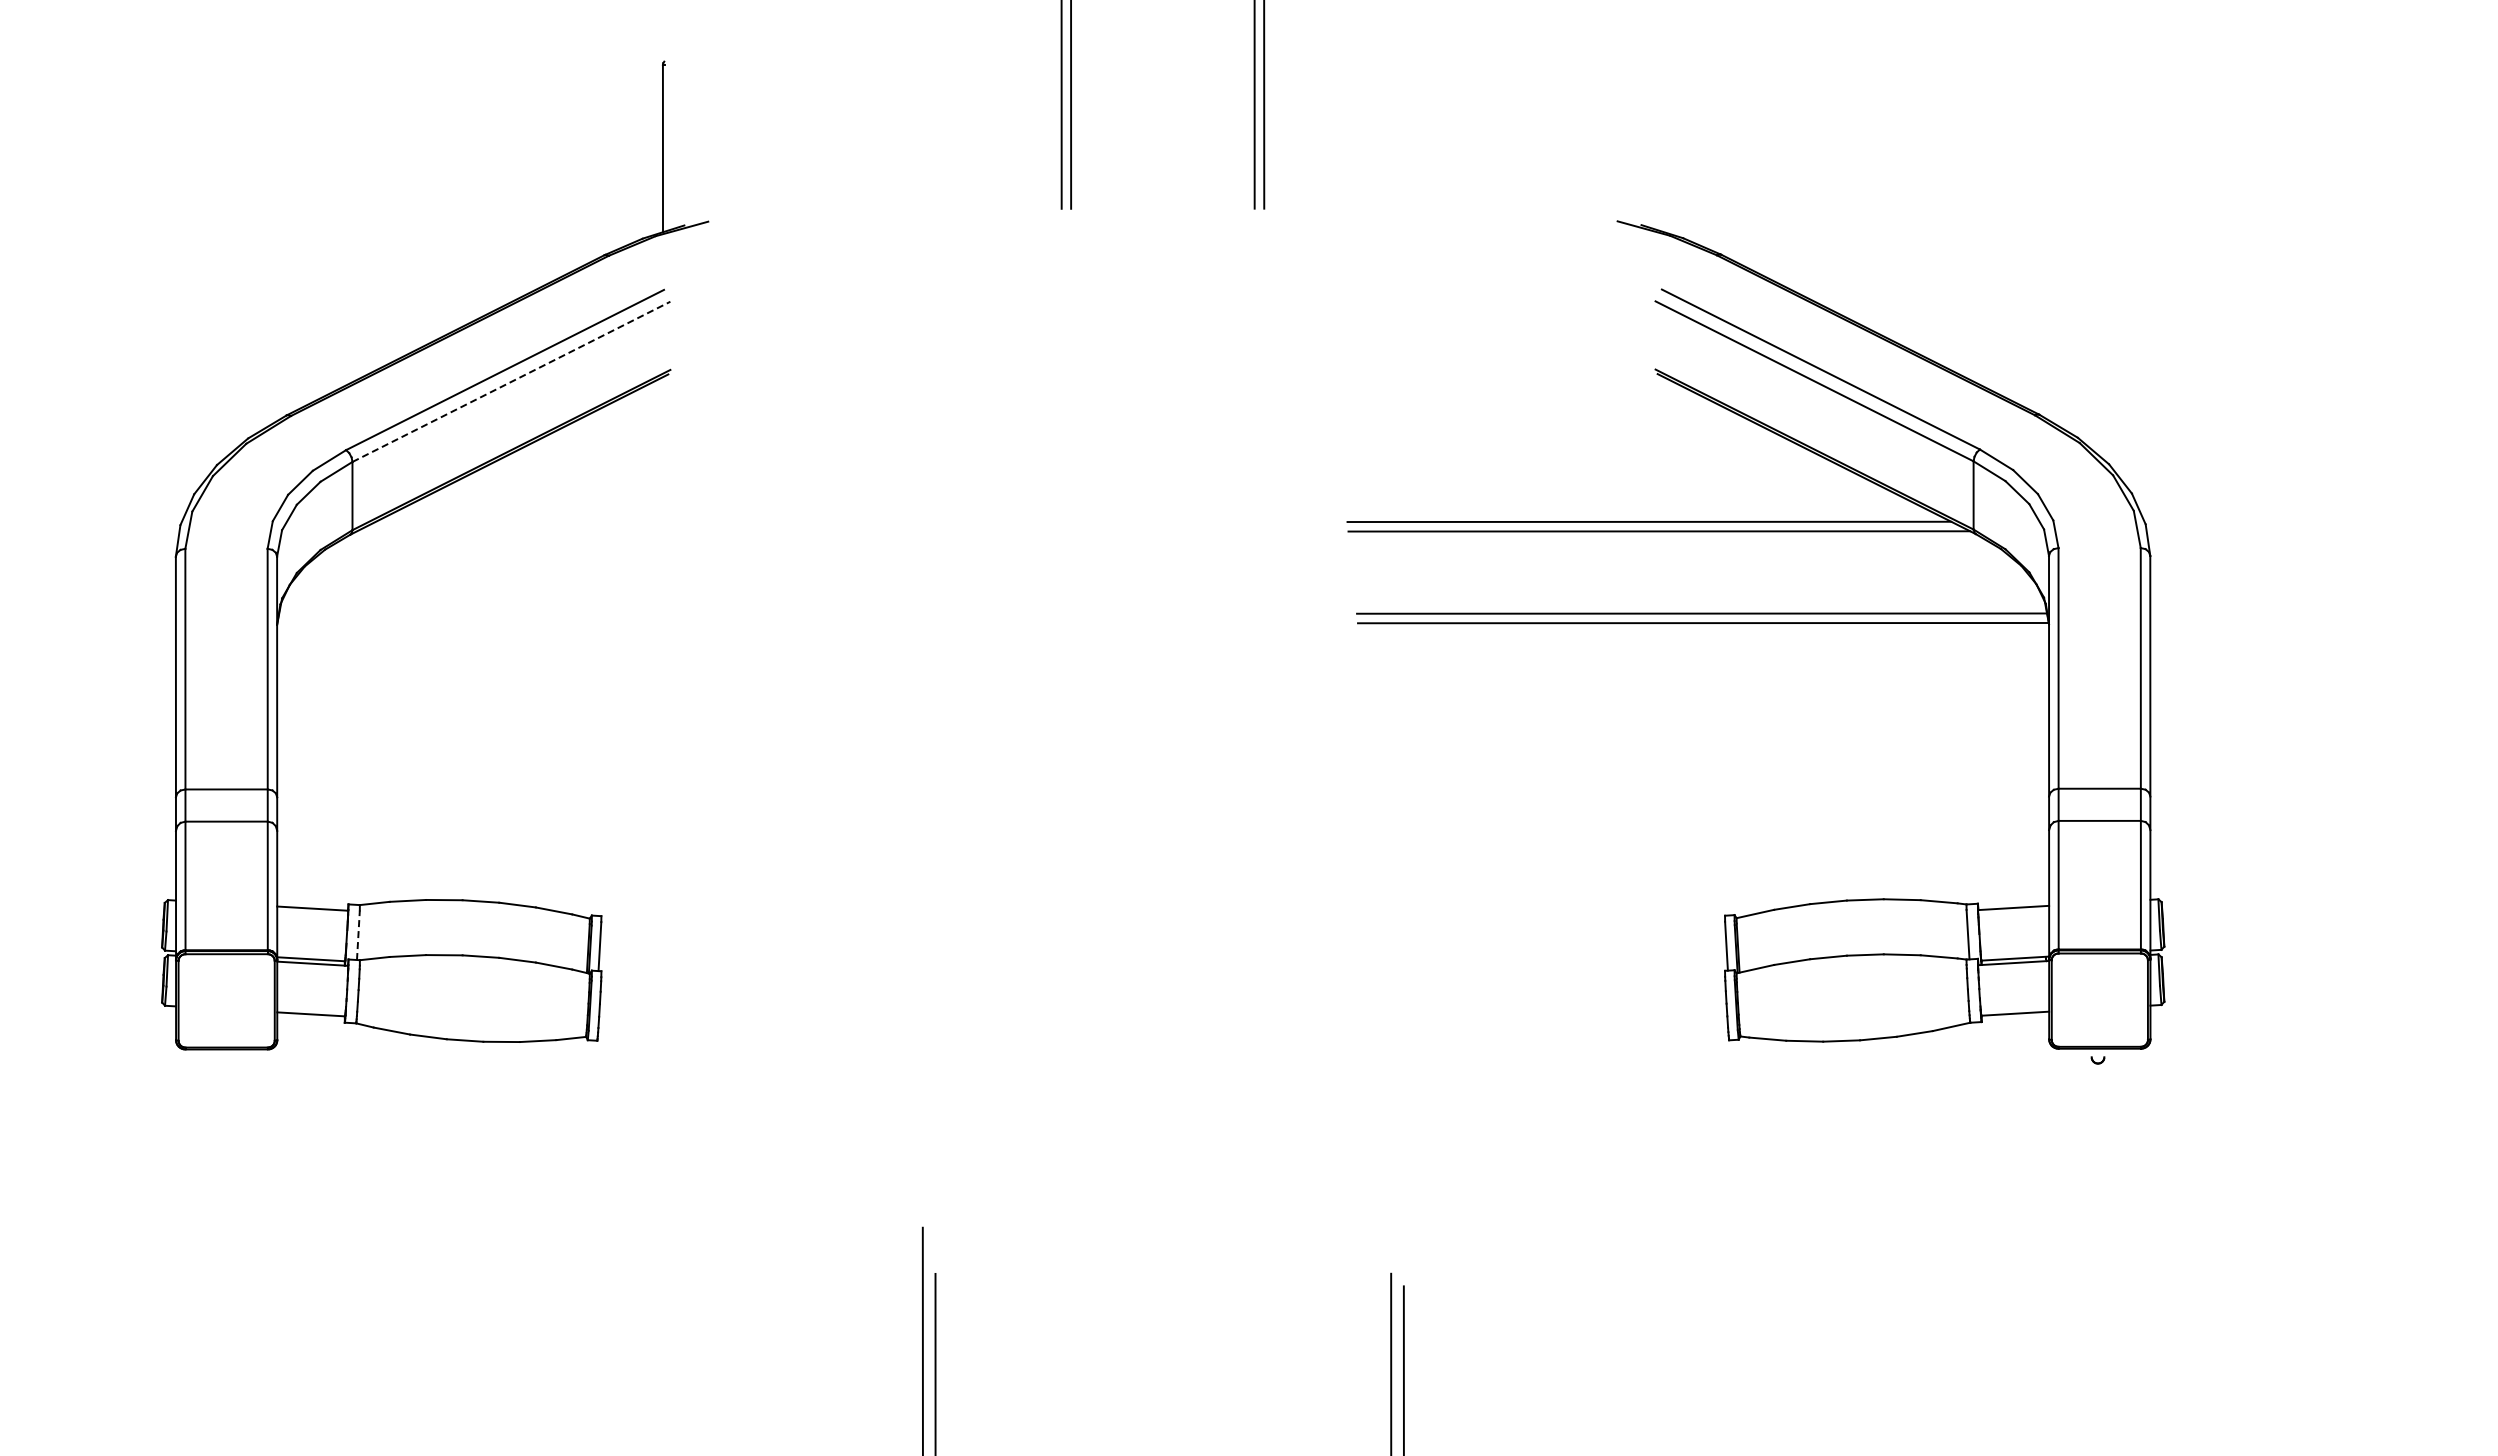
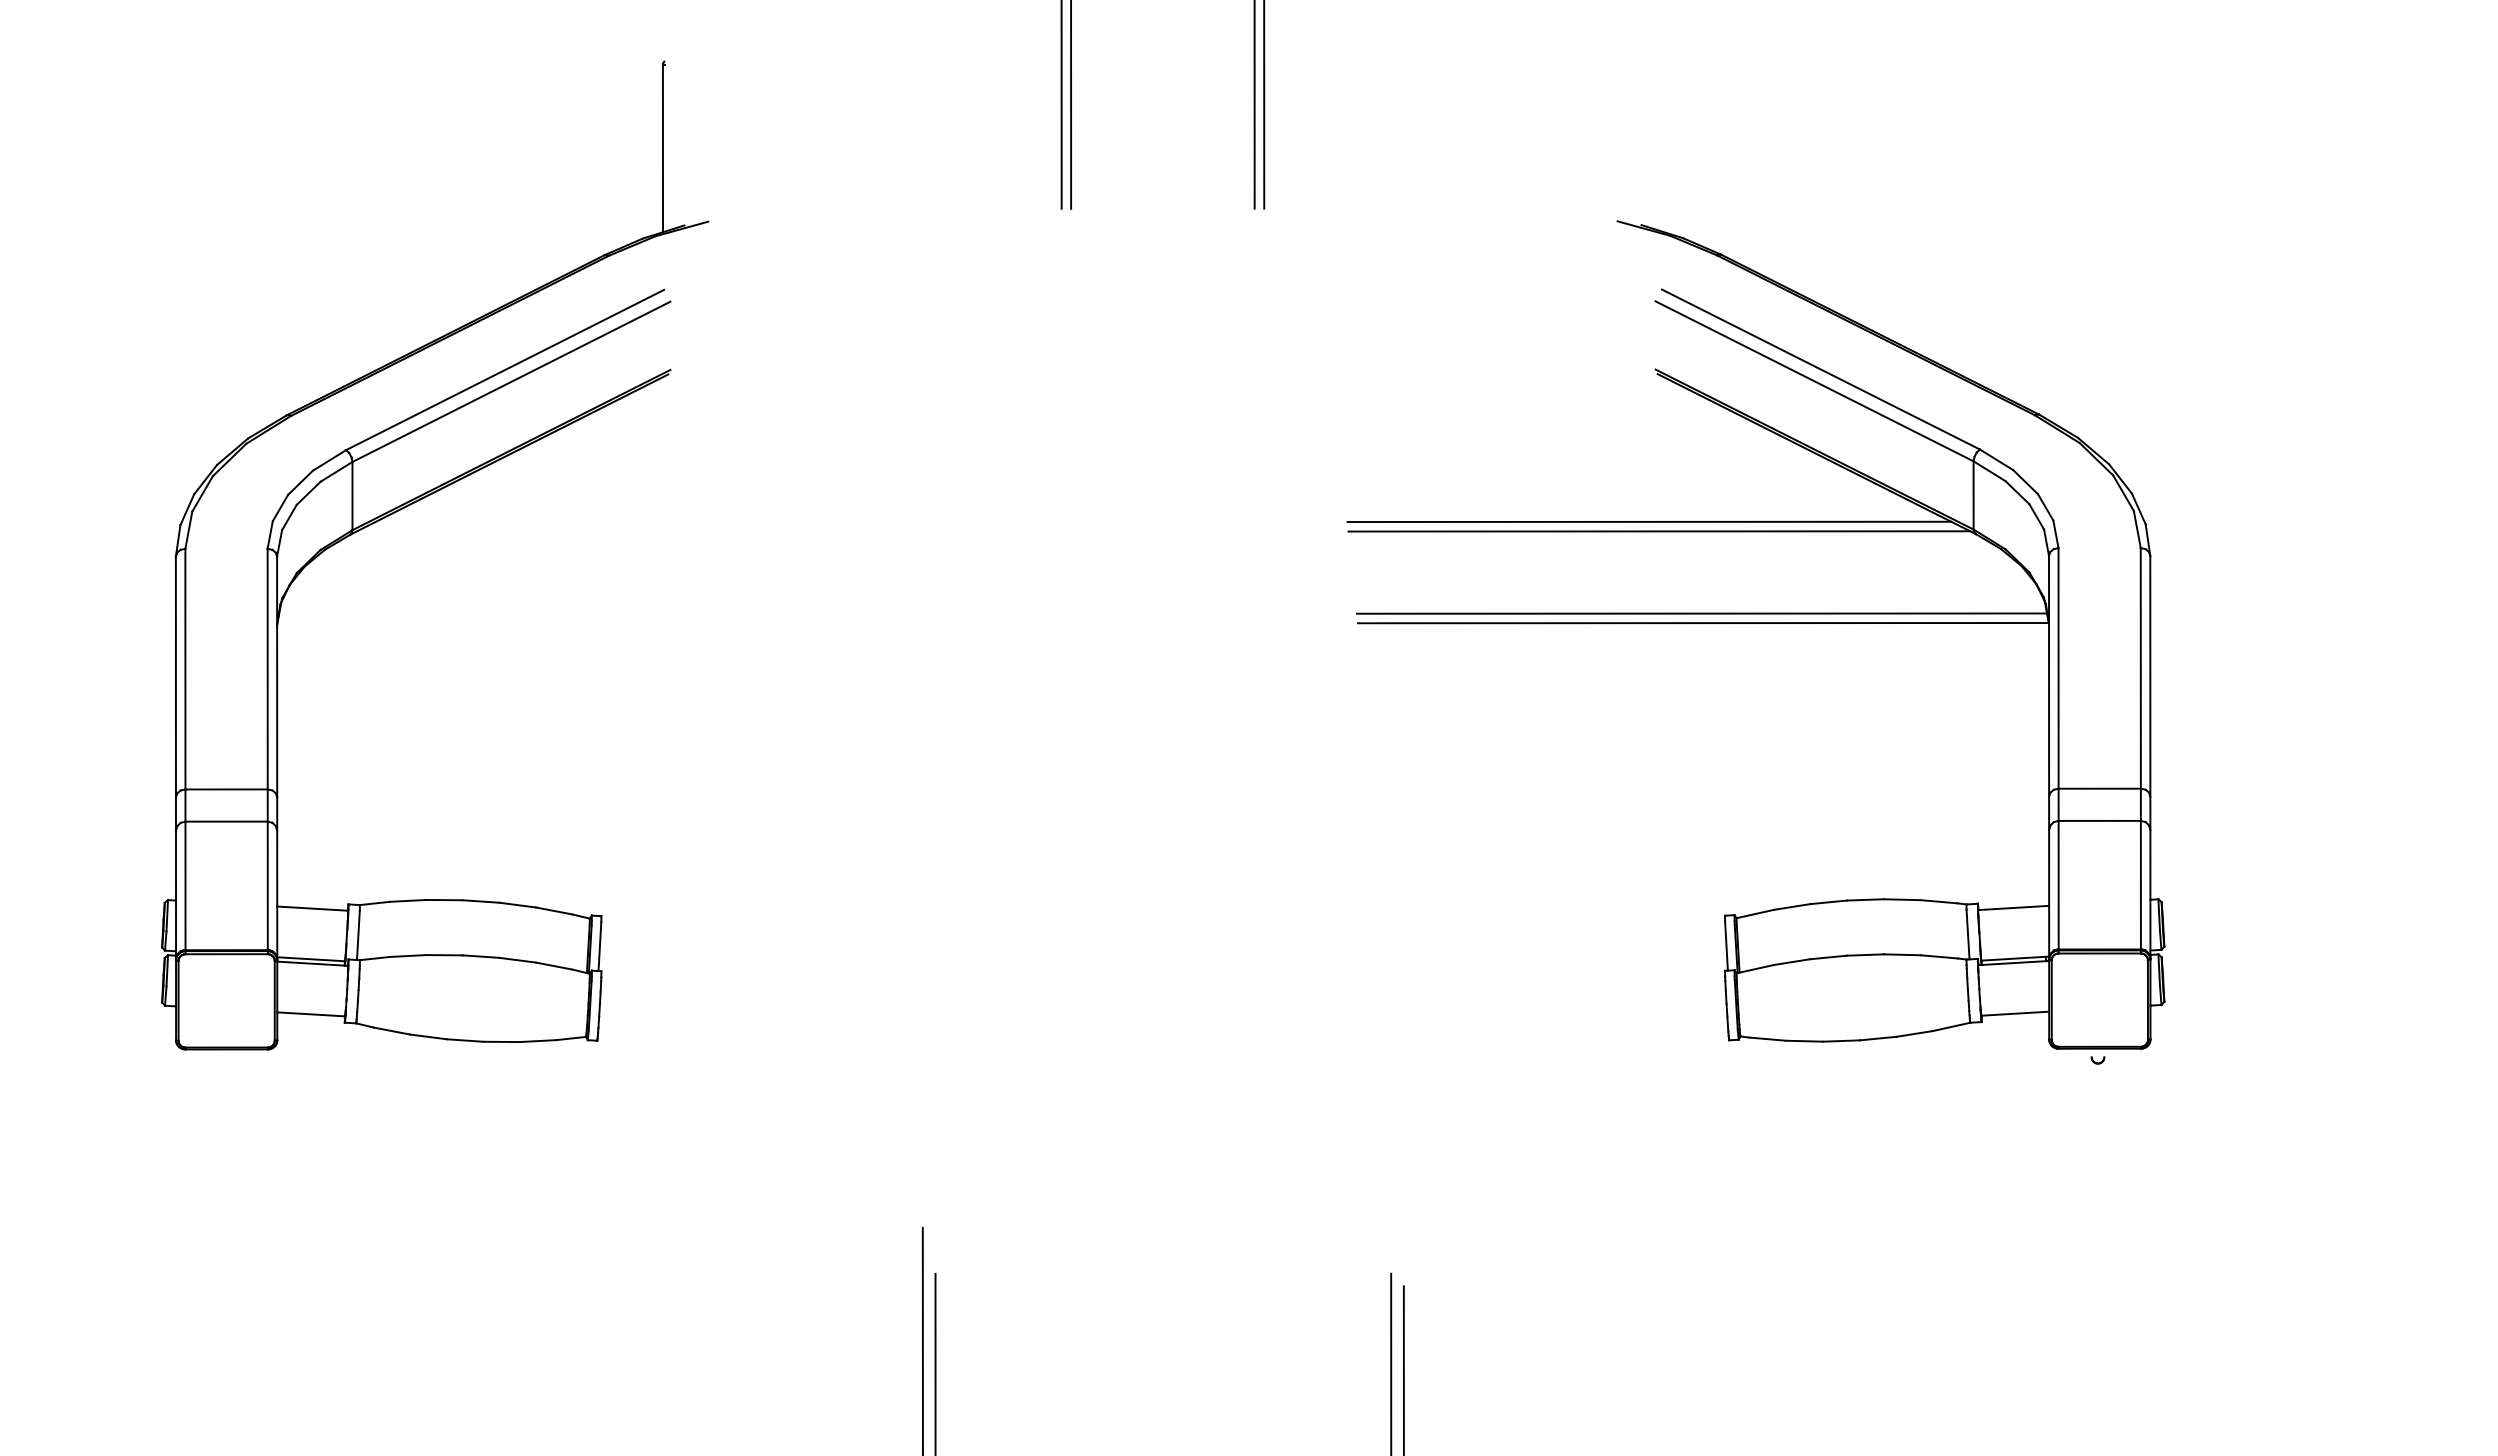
line: dashed -> solid (511, 381)
line: dashed -> solid (358, 935)
